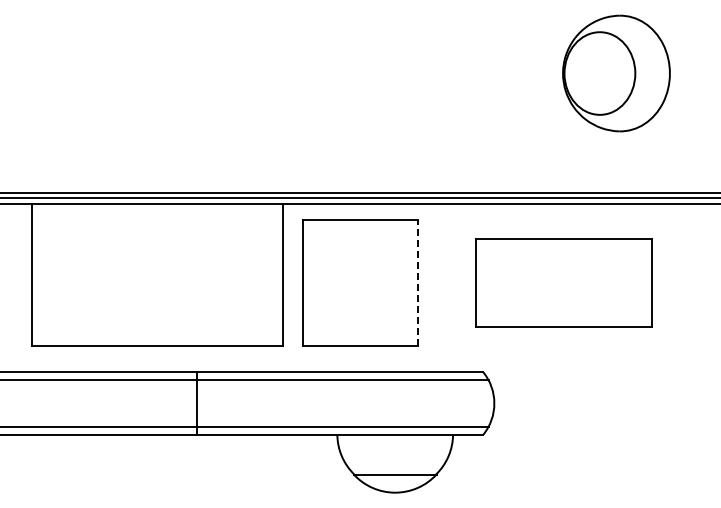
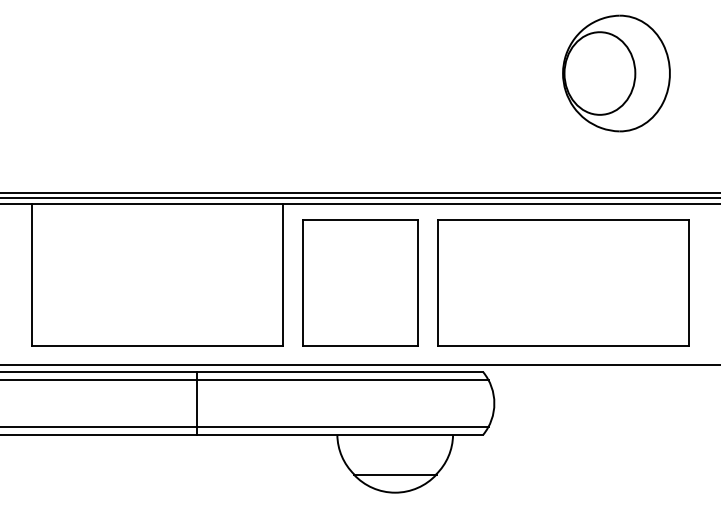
line: dashed -> solid (418, 282)
part size: 178x90 px -> 253x128 px (563, 282)
line: none -> present (359, 365)
